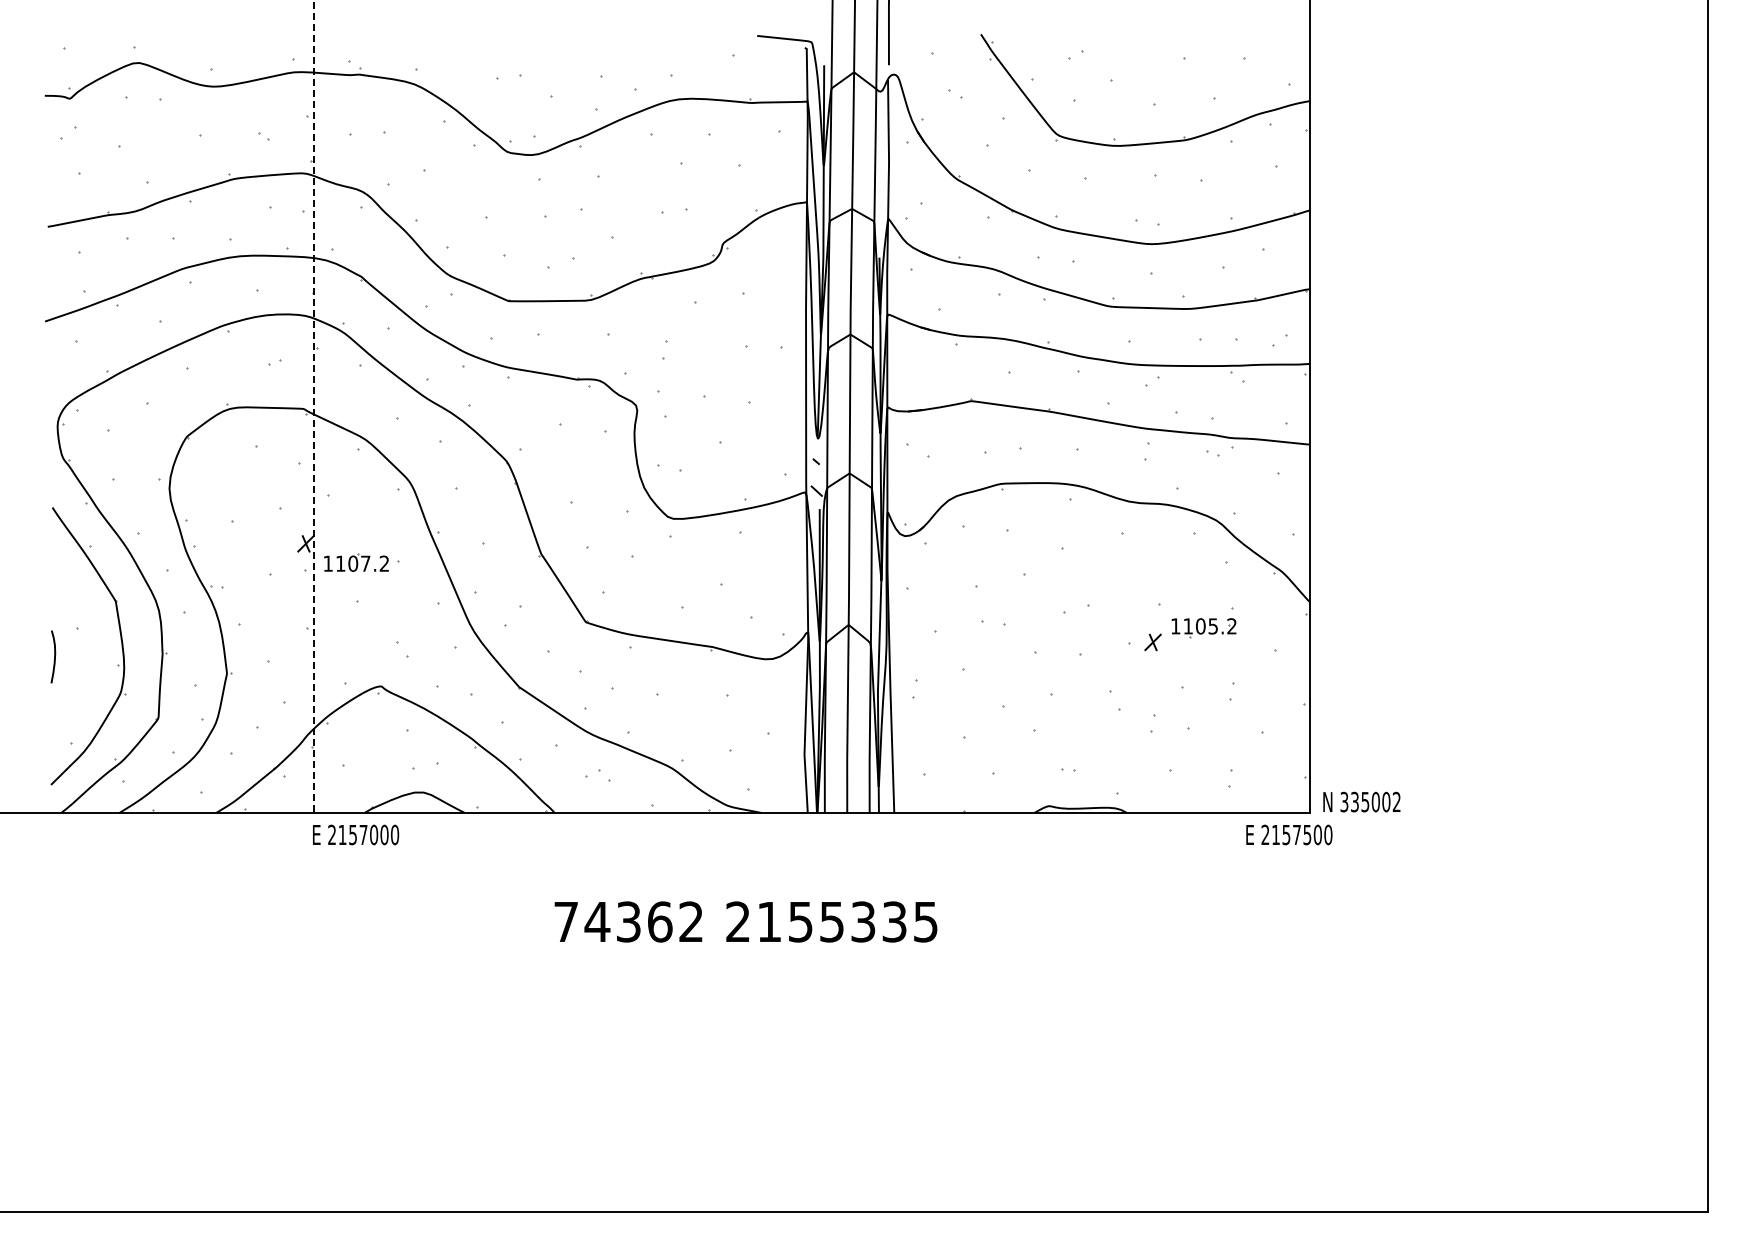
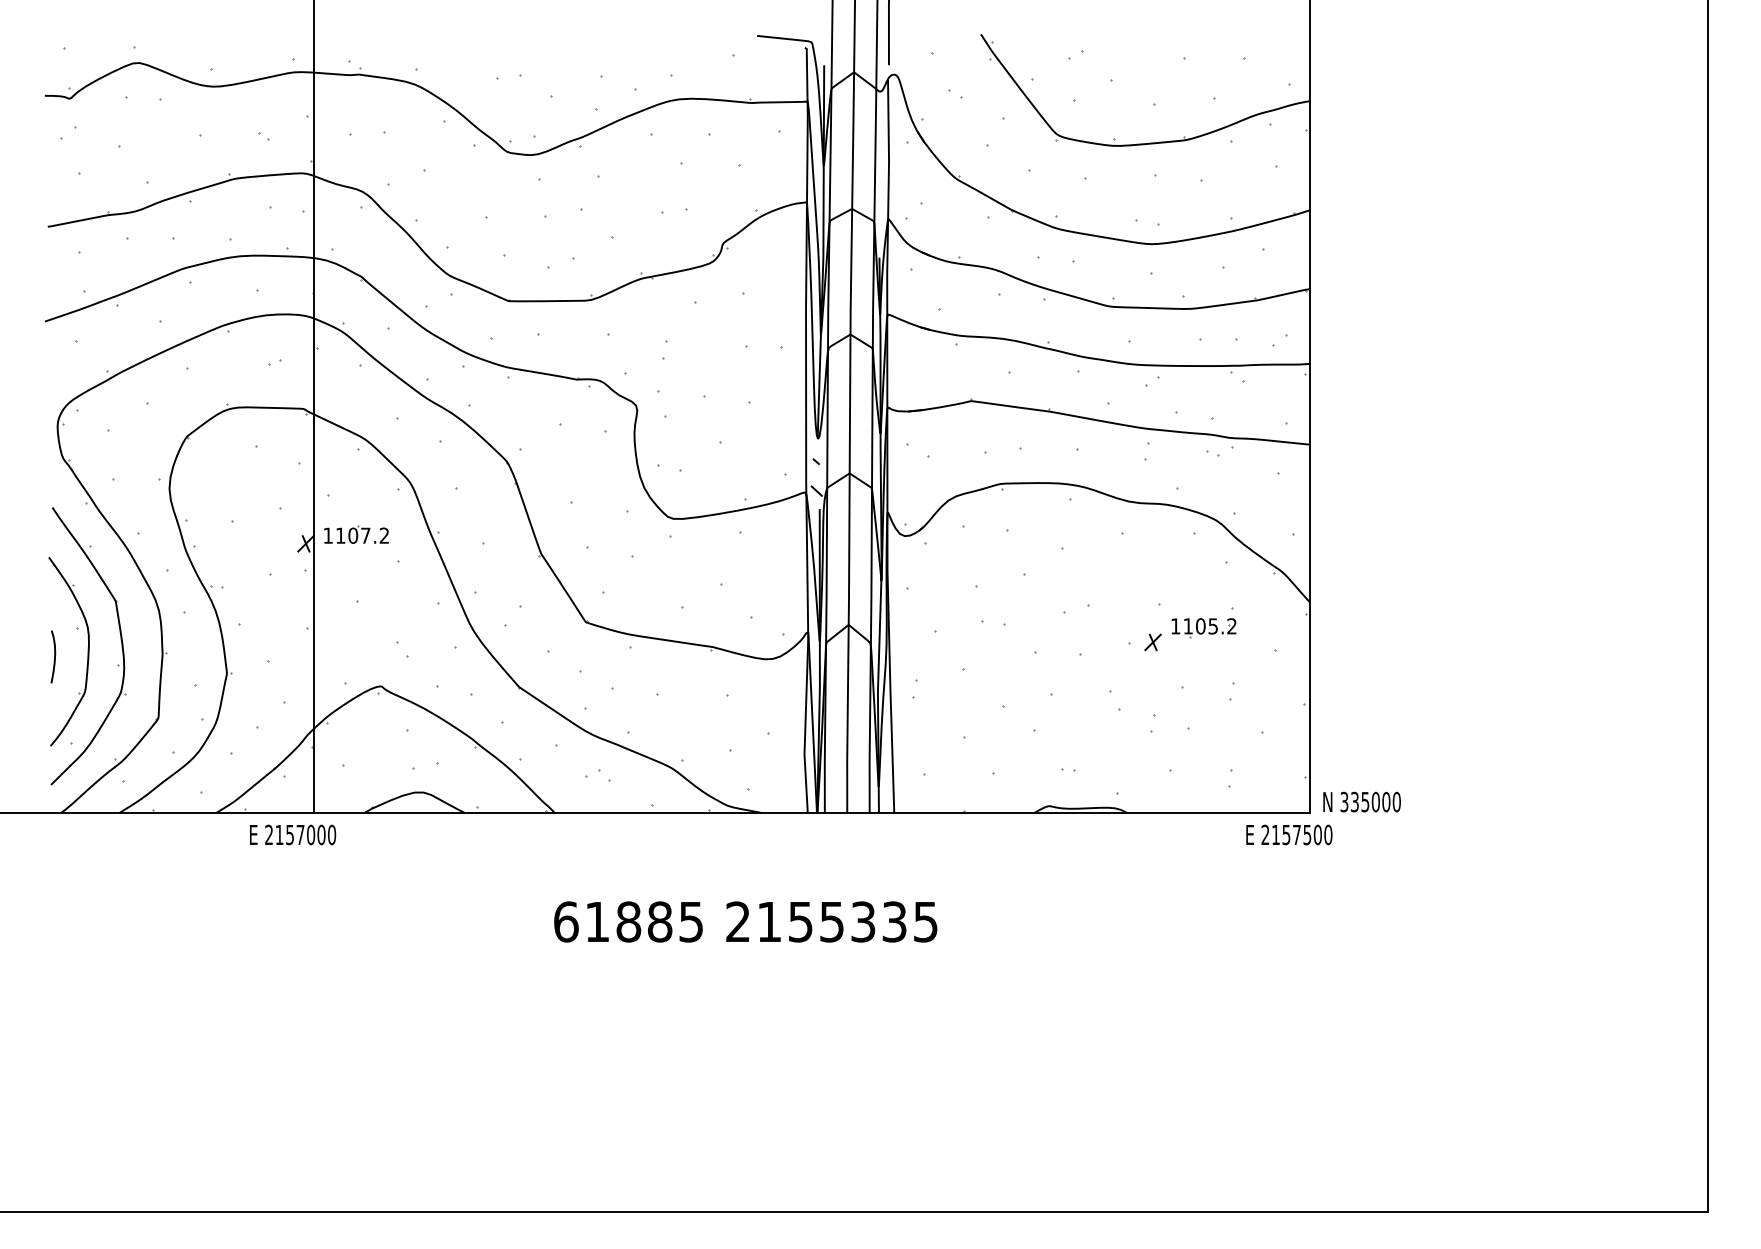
line: dashed -> solid (313, 407)
part position: (356, 562) -> (356, 534) (356, 534)
part: none -> present (87, 651)
text: 335002 -> 335000 (1396, 802)
text position: (356, 834) -> (293, 834) (293, 834)
text: 74362 -> 61885 (628, 921)
